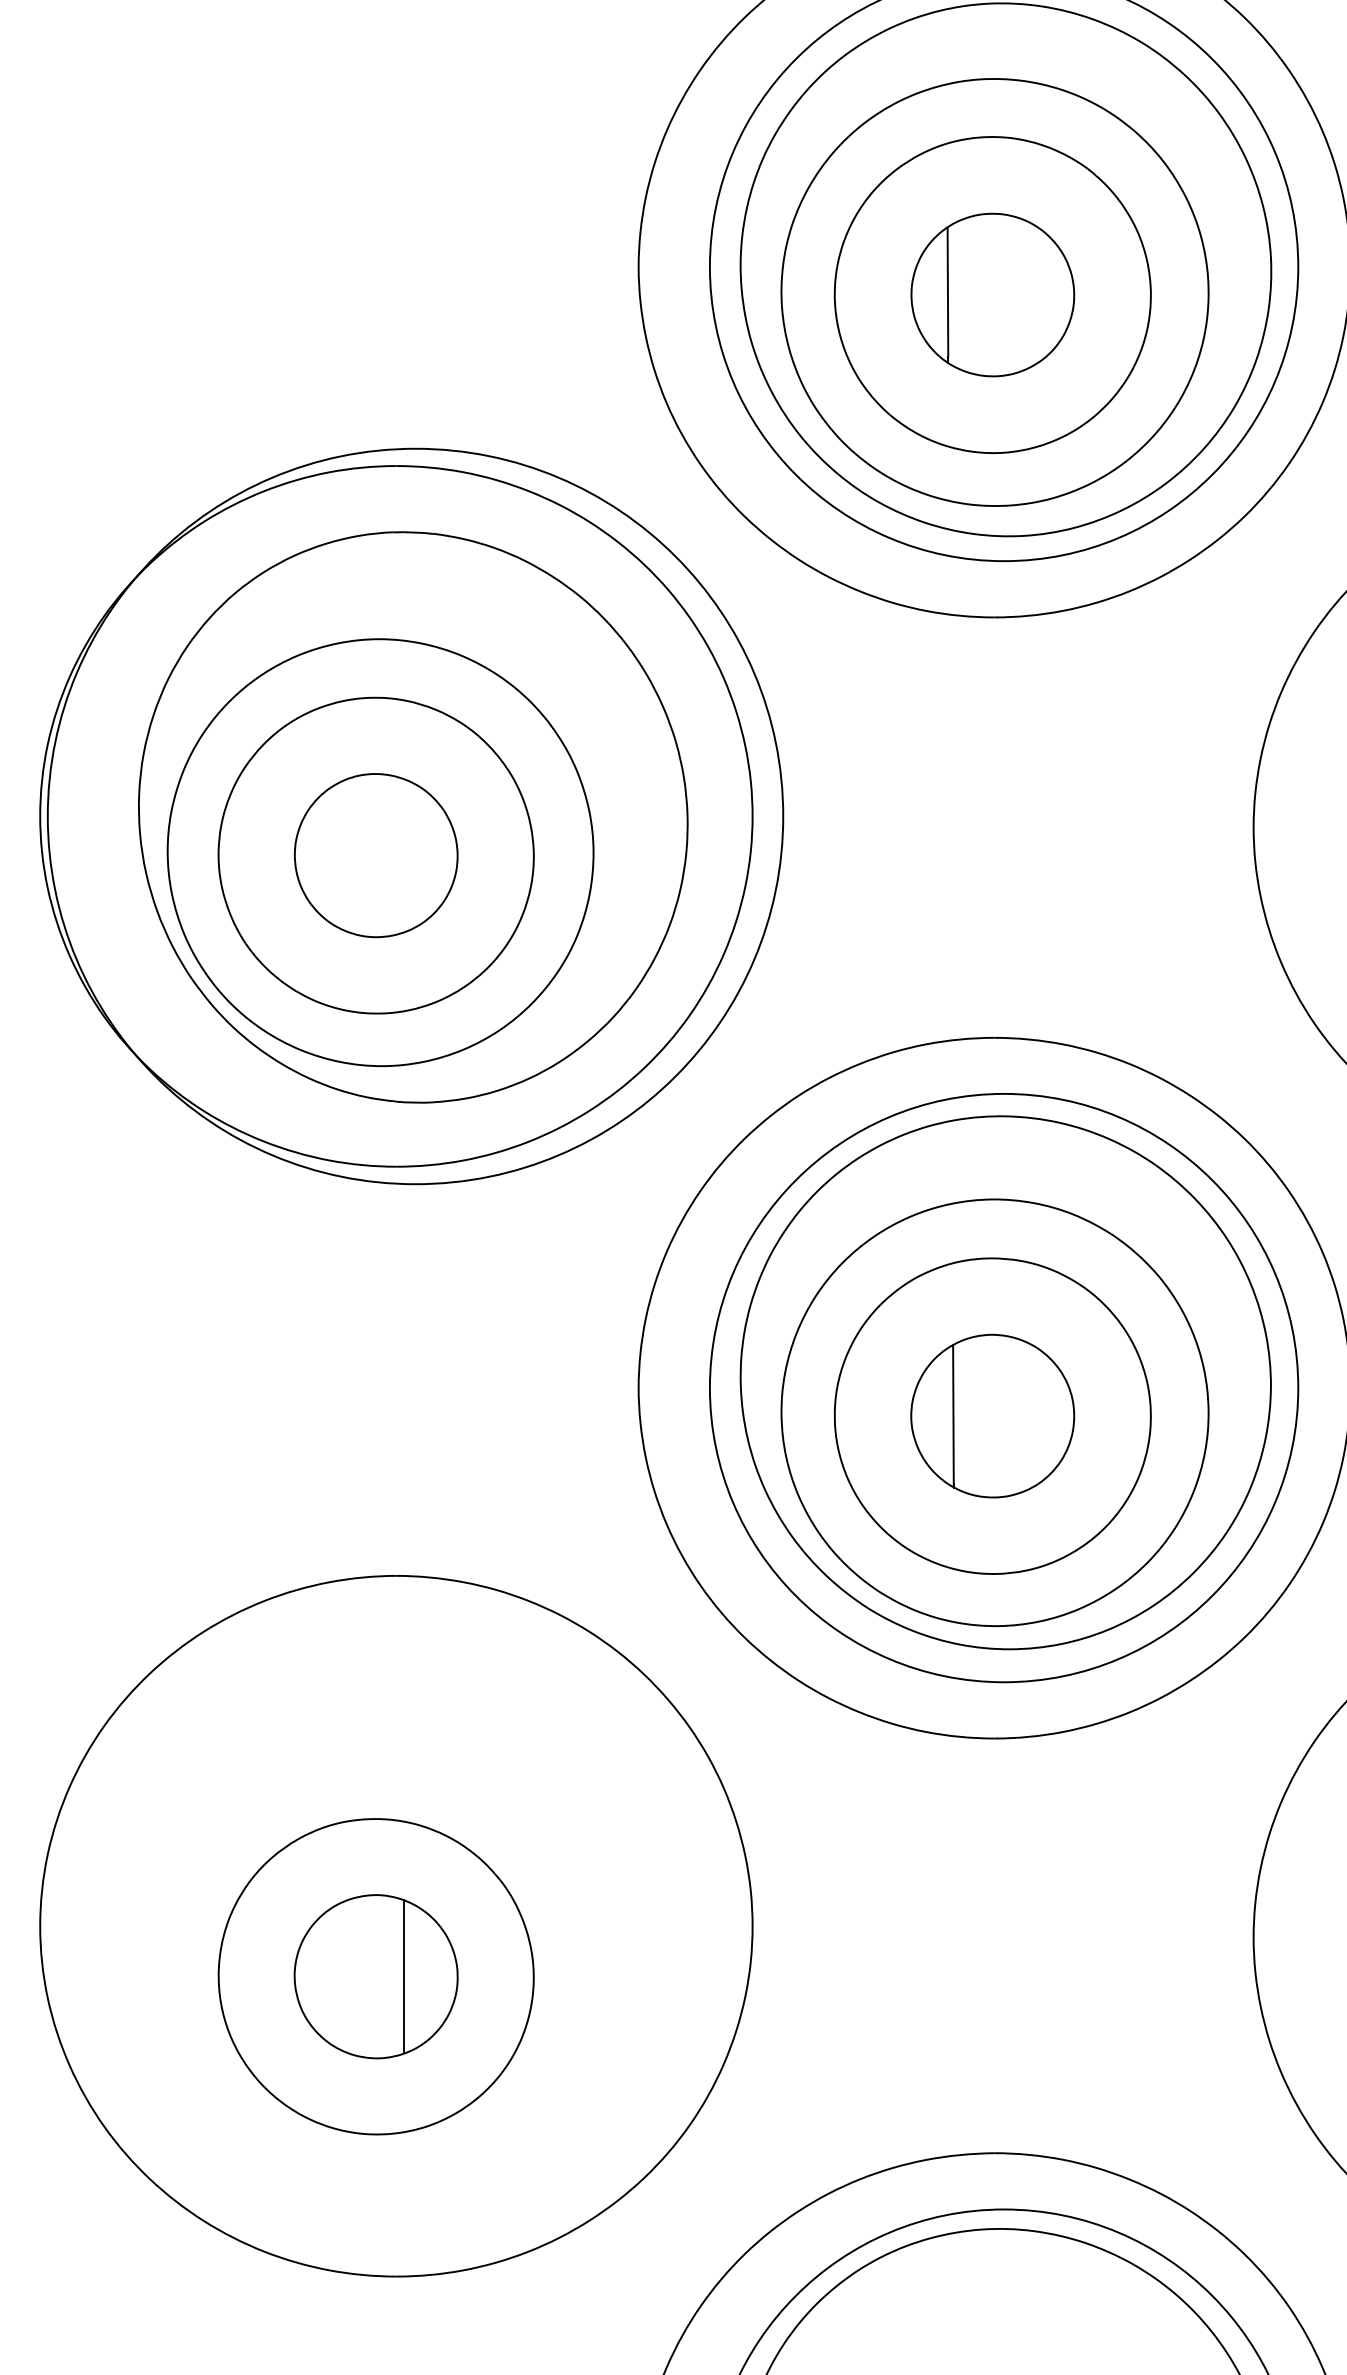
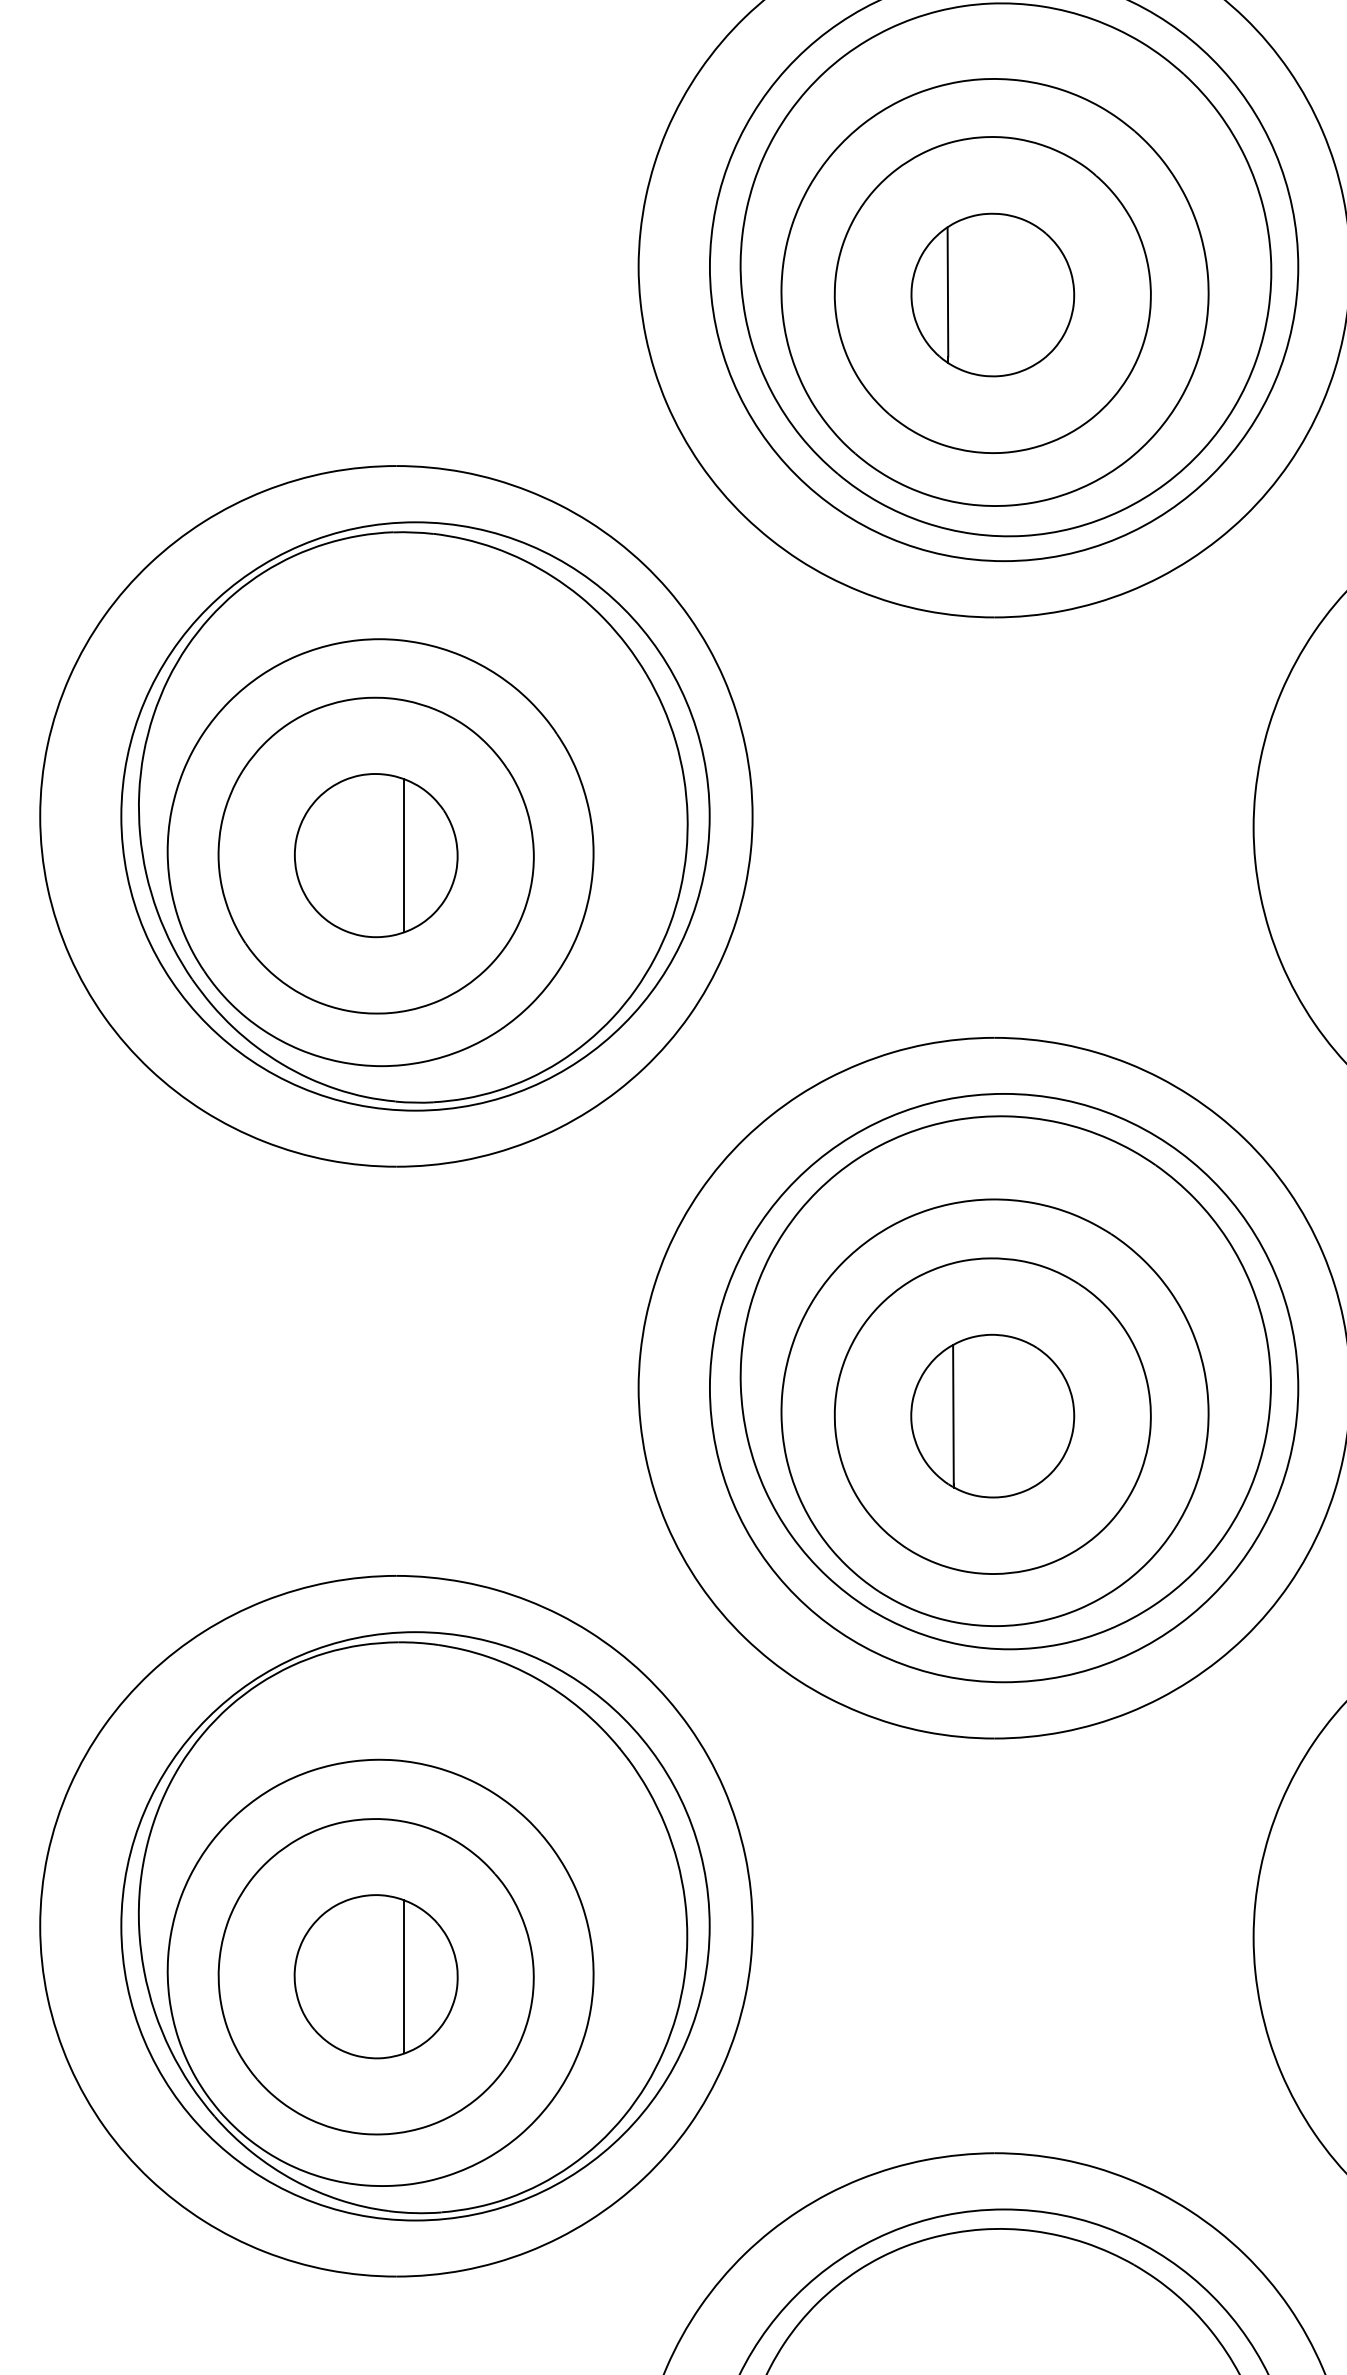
circle diameter: 735 px -> 588 px (415, 816)
line: none -> present (404, 855)
part: none -> present (415, 1926)
